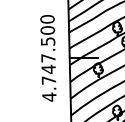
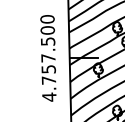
text: 4.747.500 -> 4.757.500 (48, 68)
